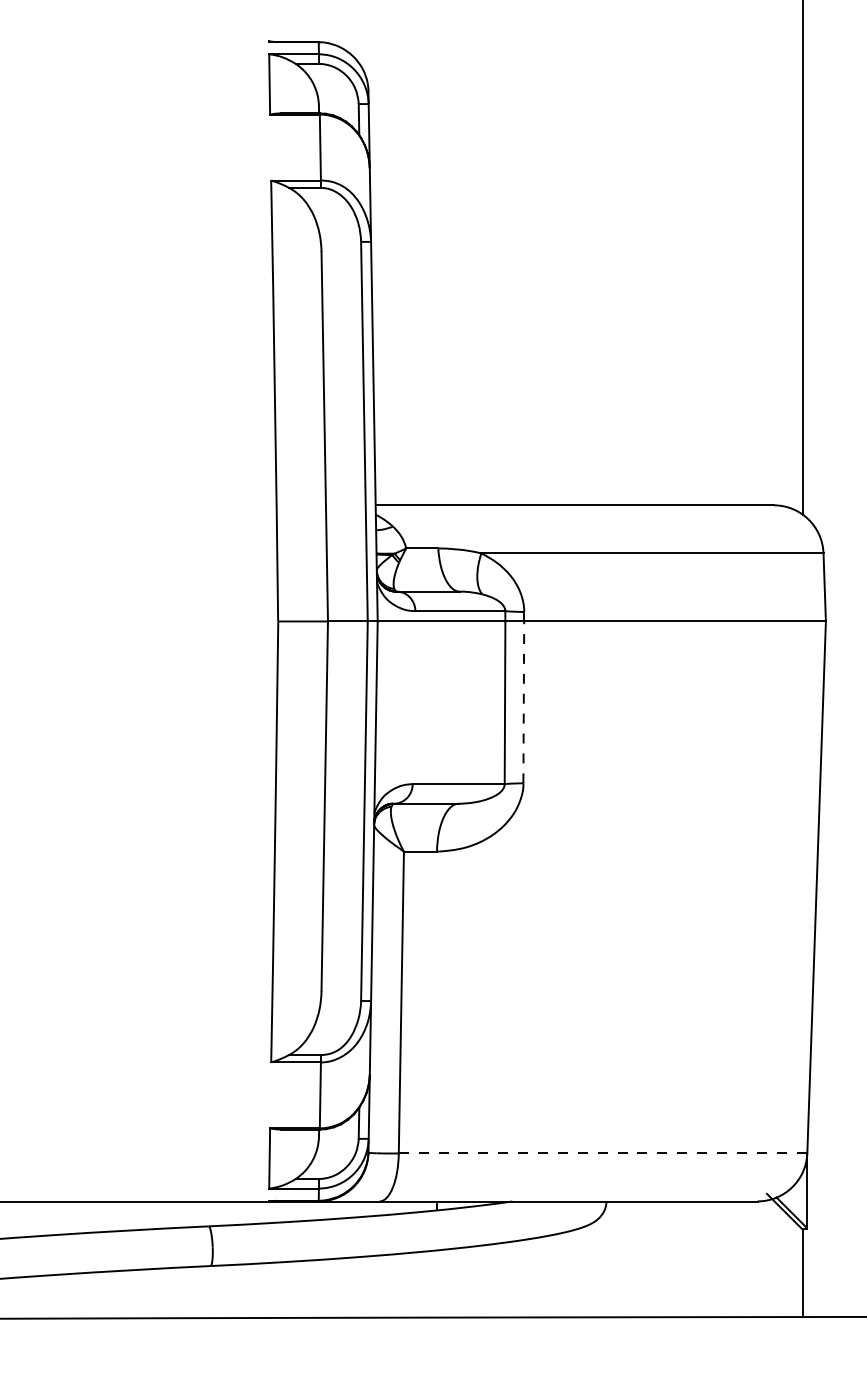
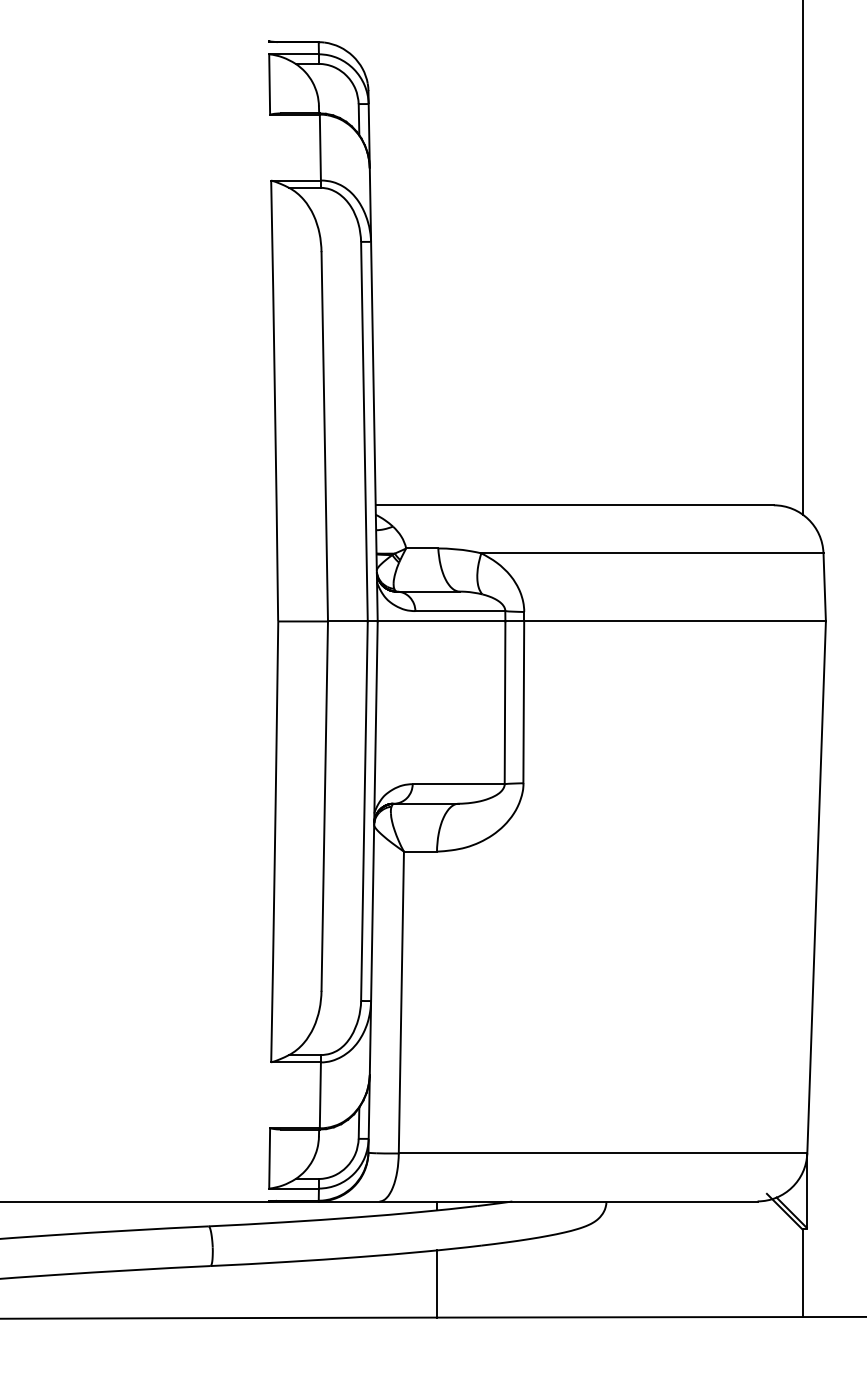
line: dashed -> solid (523, 702)
line: dashed -> solid (603, 1153)
line: none -> present (437, 1283)
